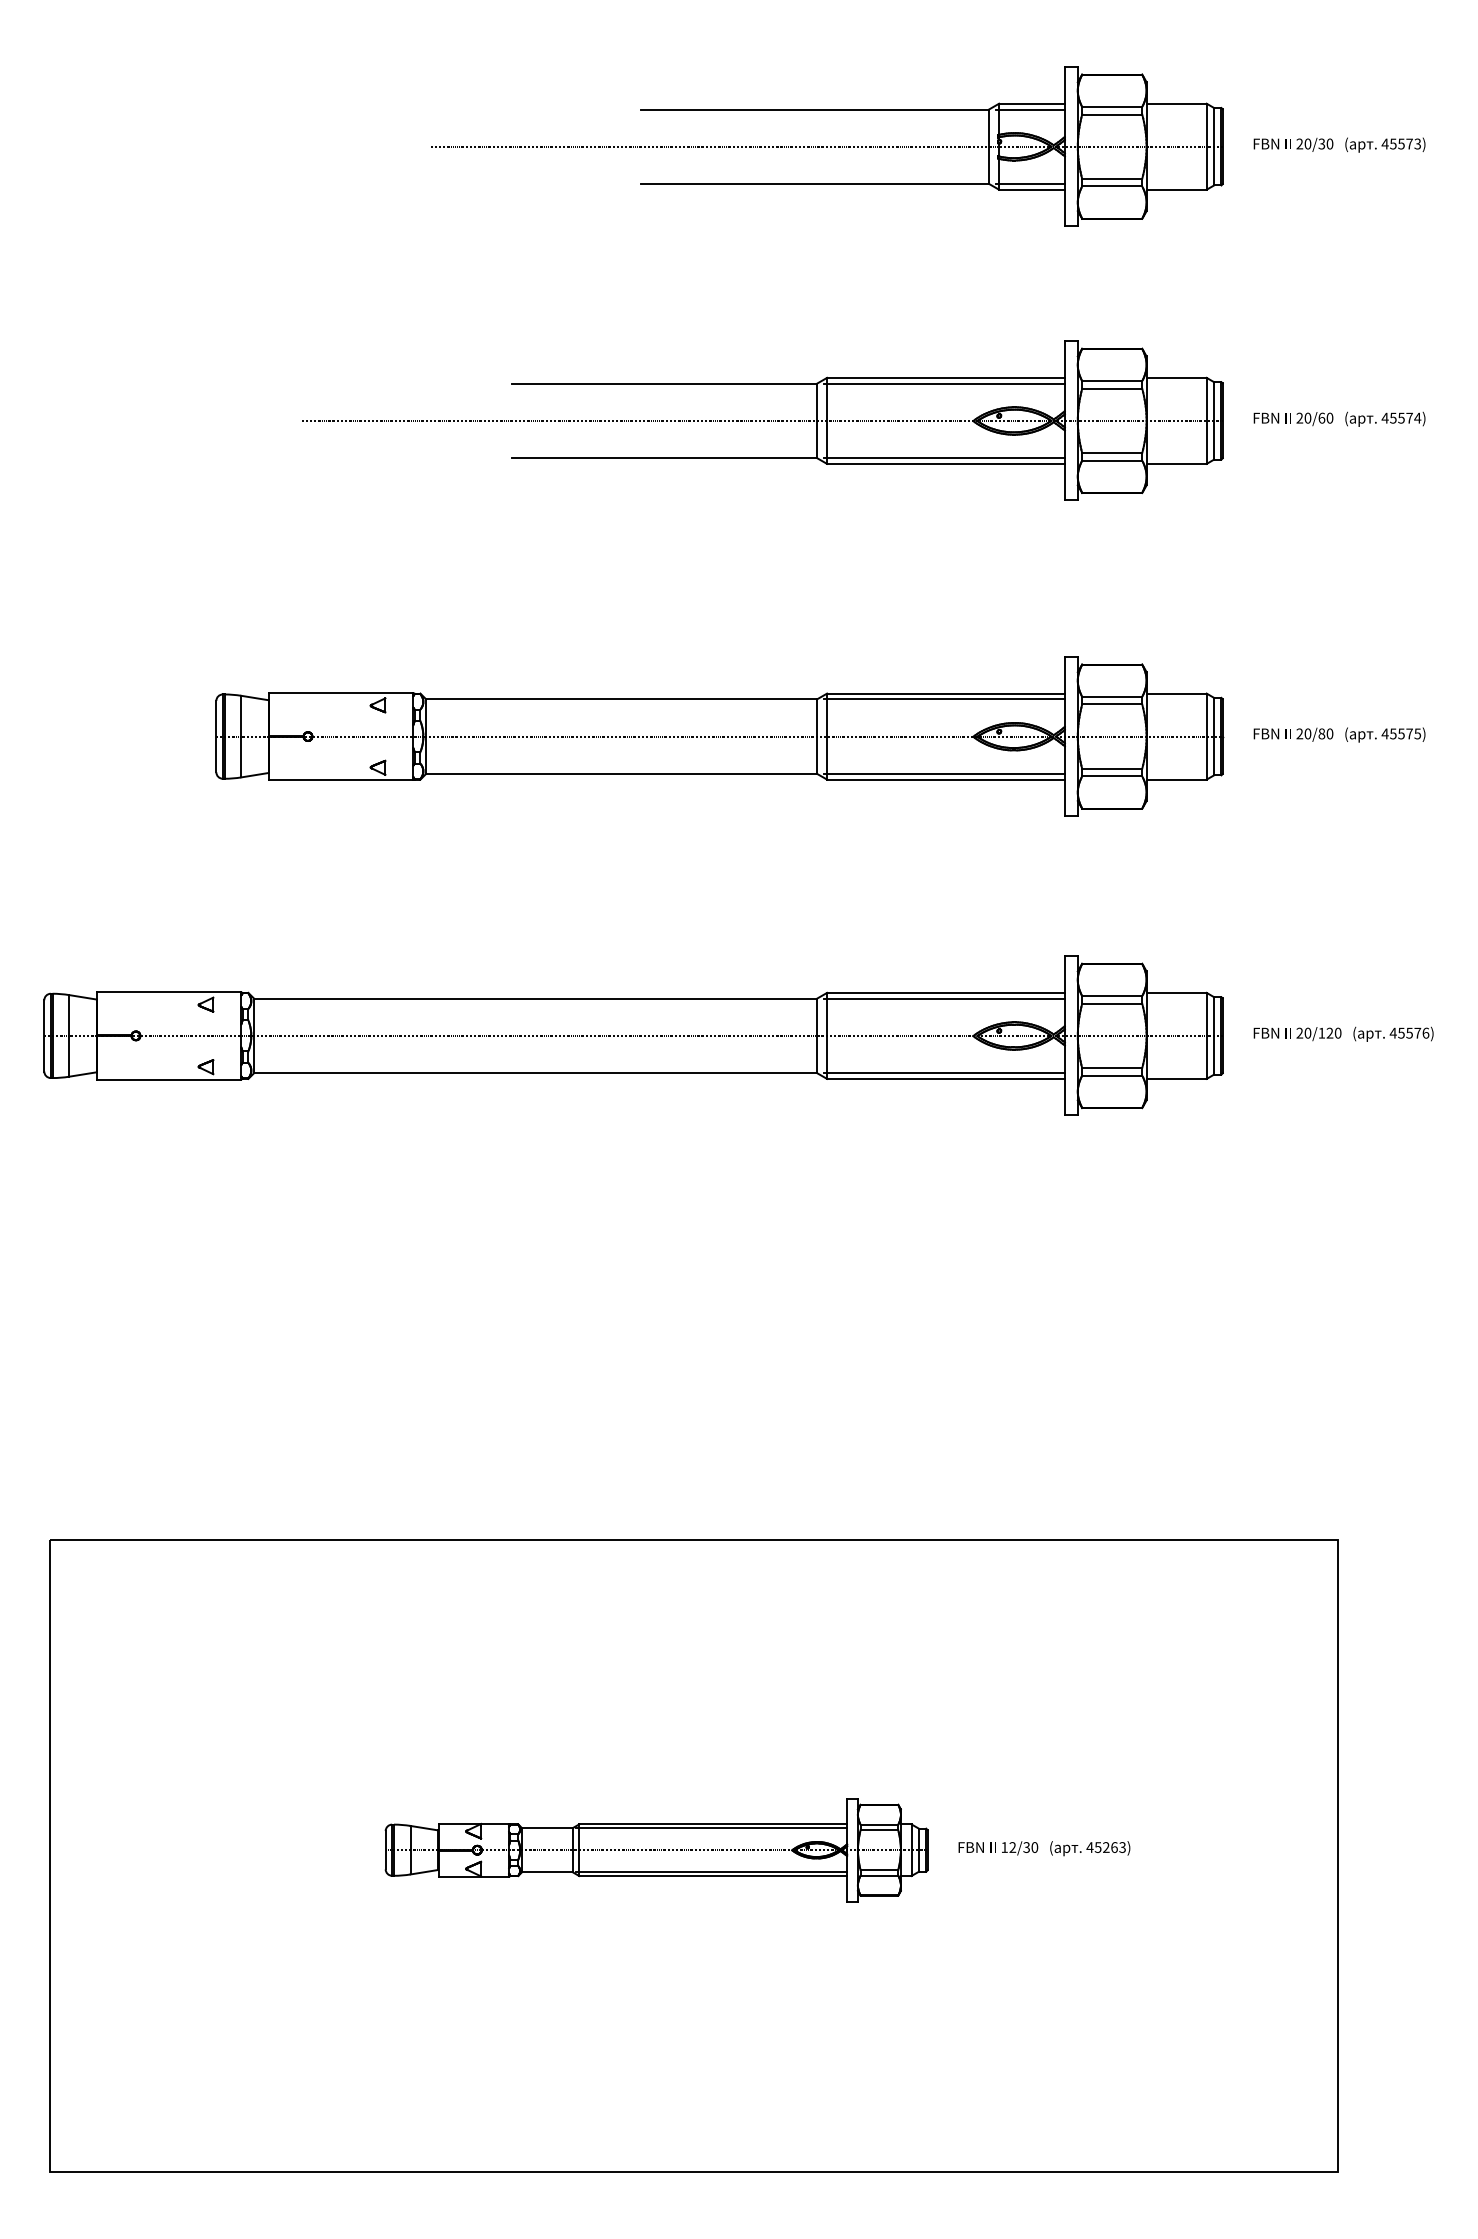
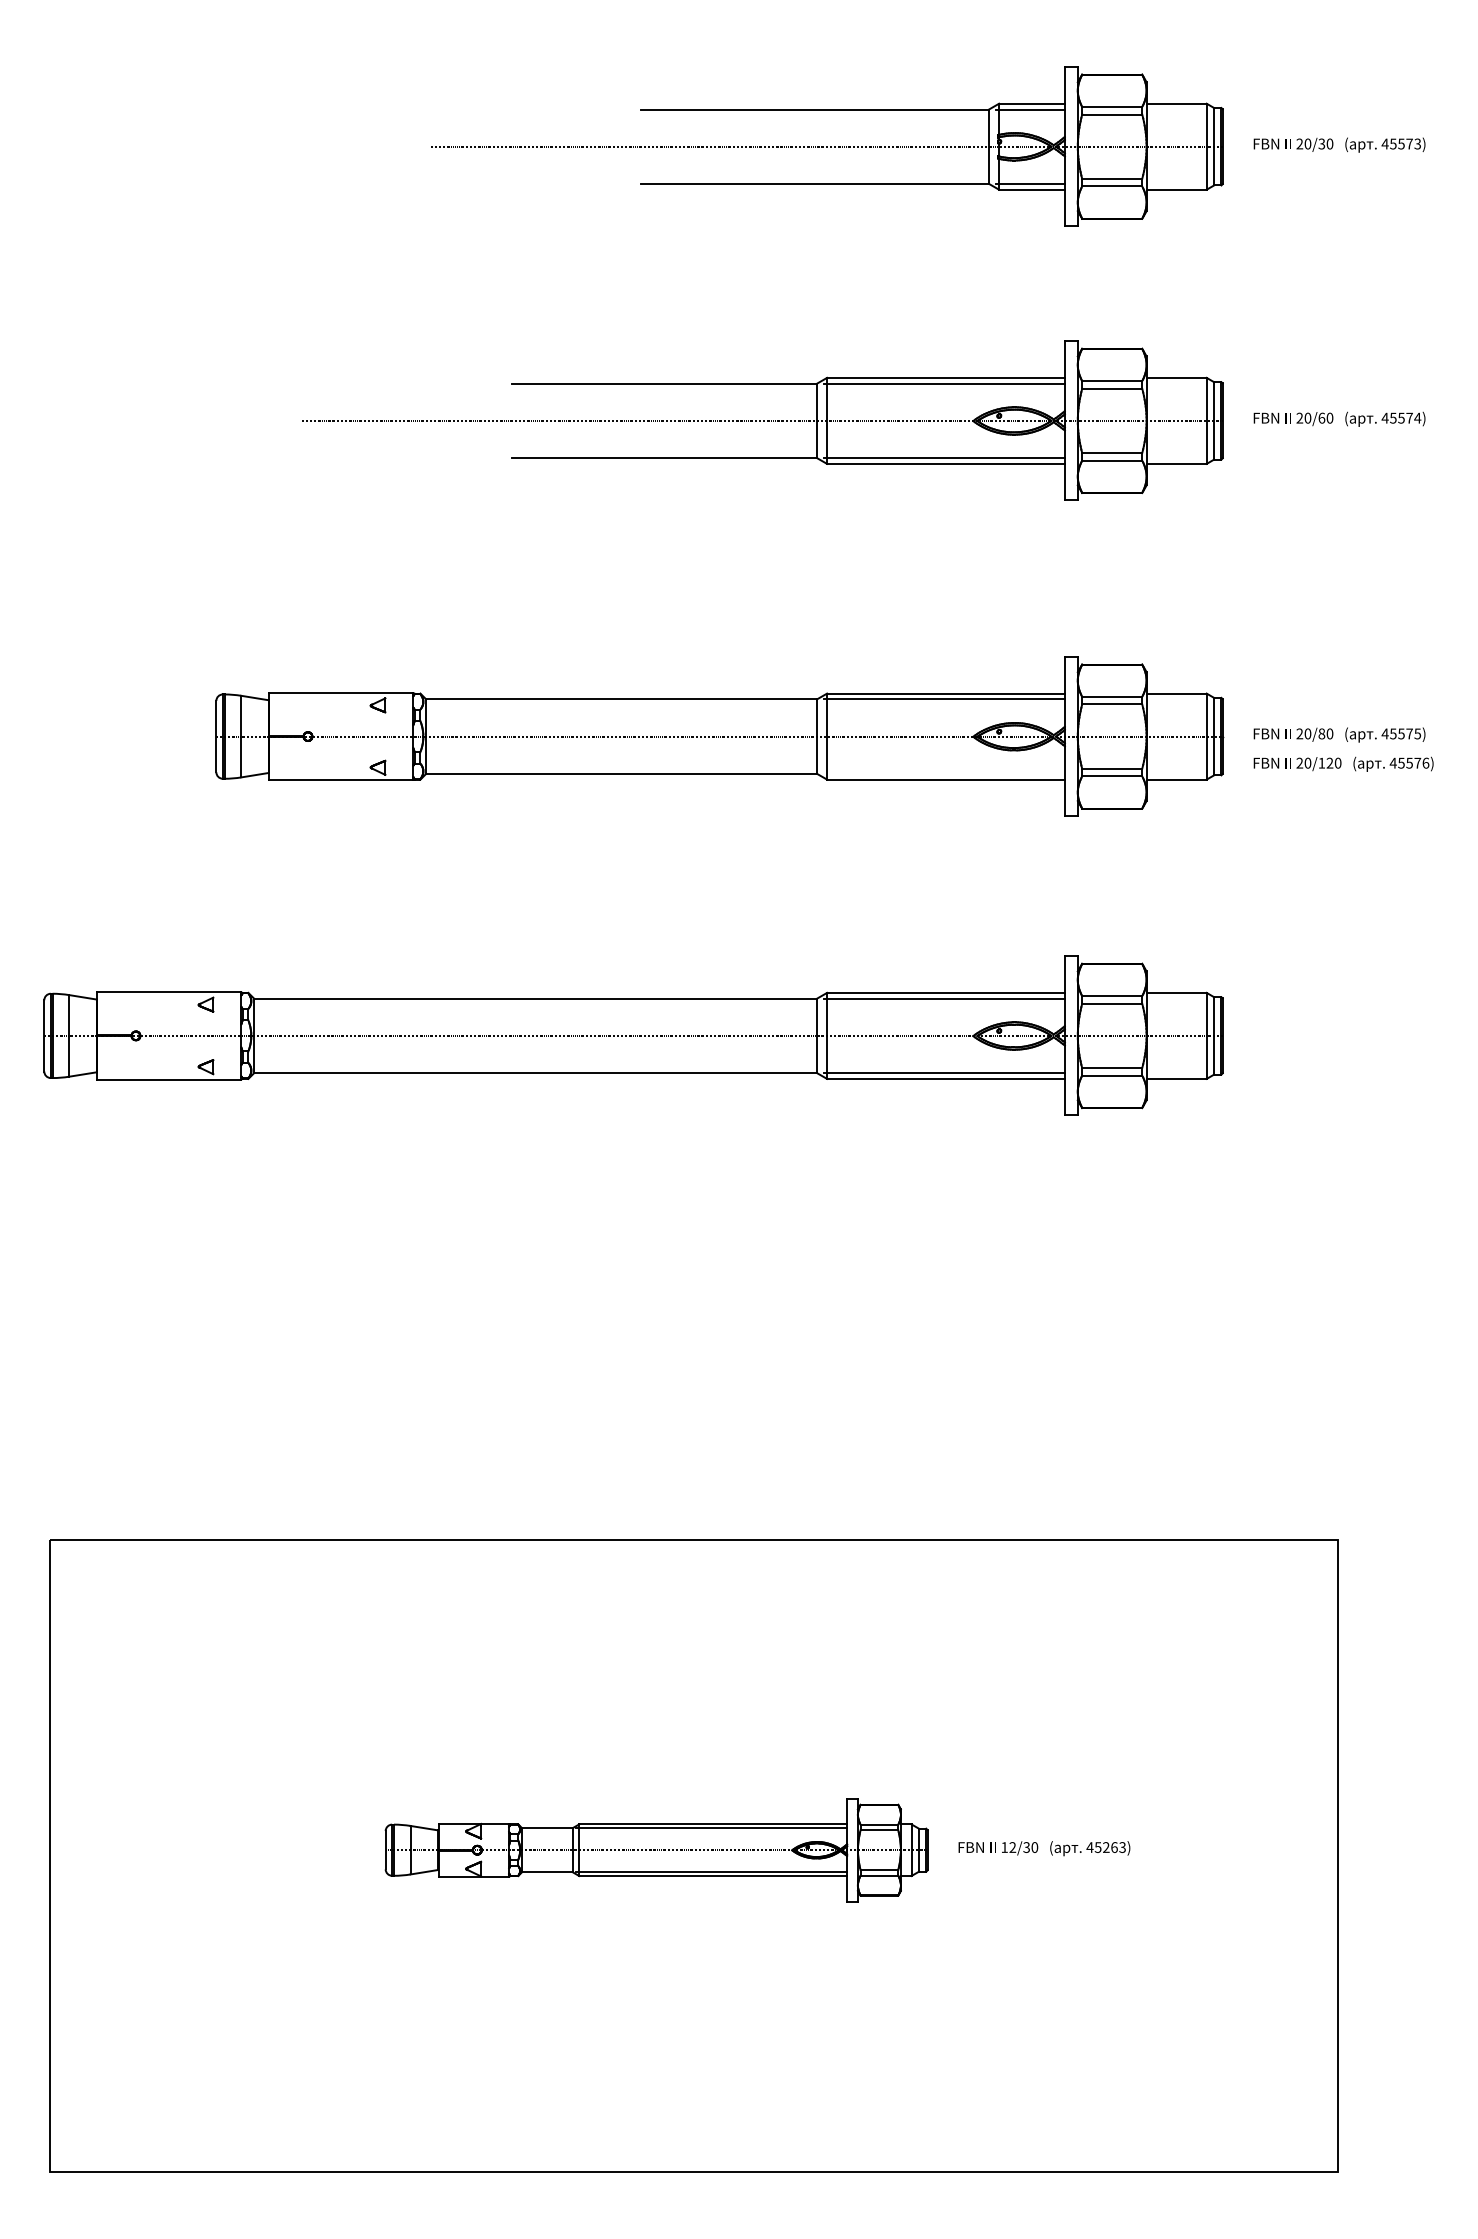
line: present -> none (943, 773)
text position: (1343, 1033) -> (1343, 763) (1343, 763)
